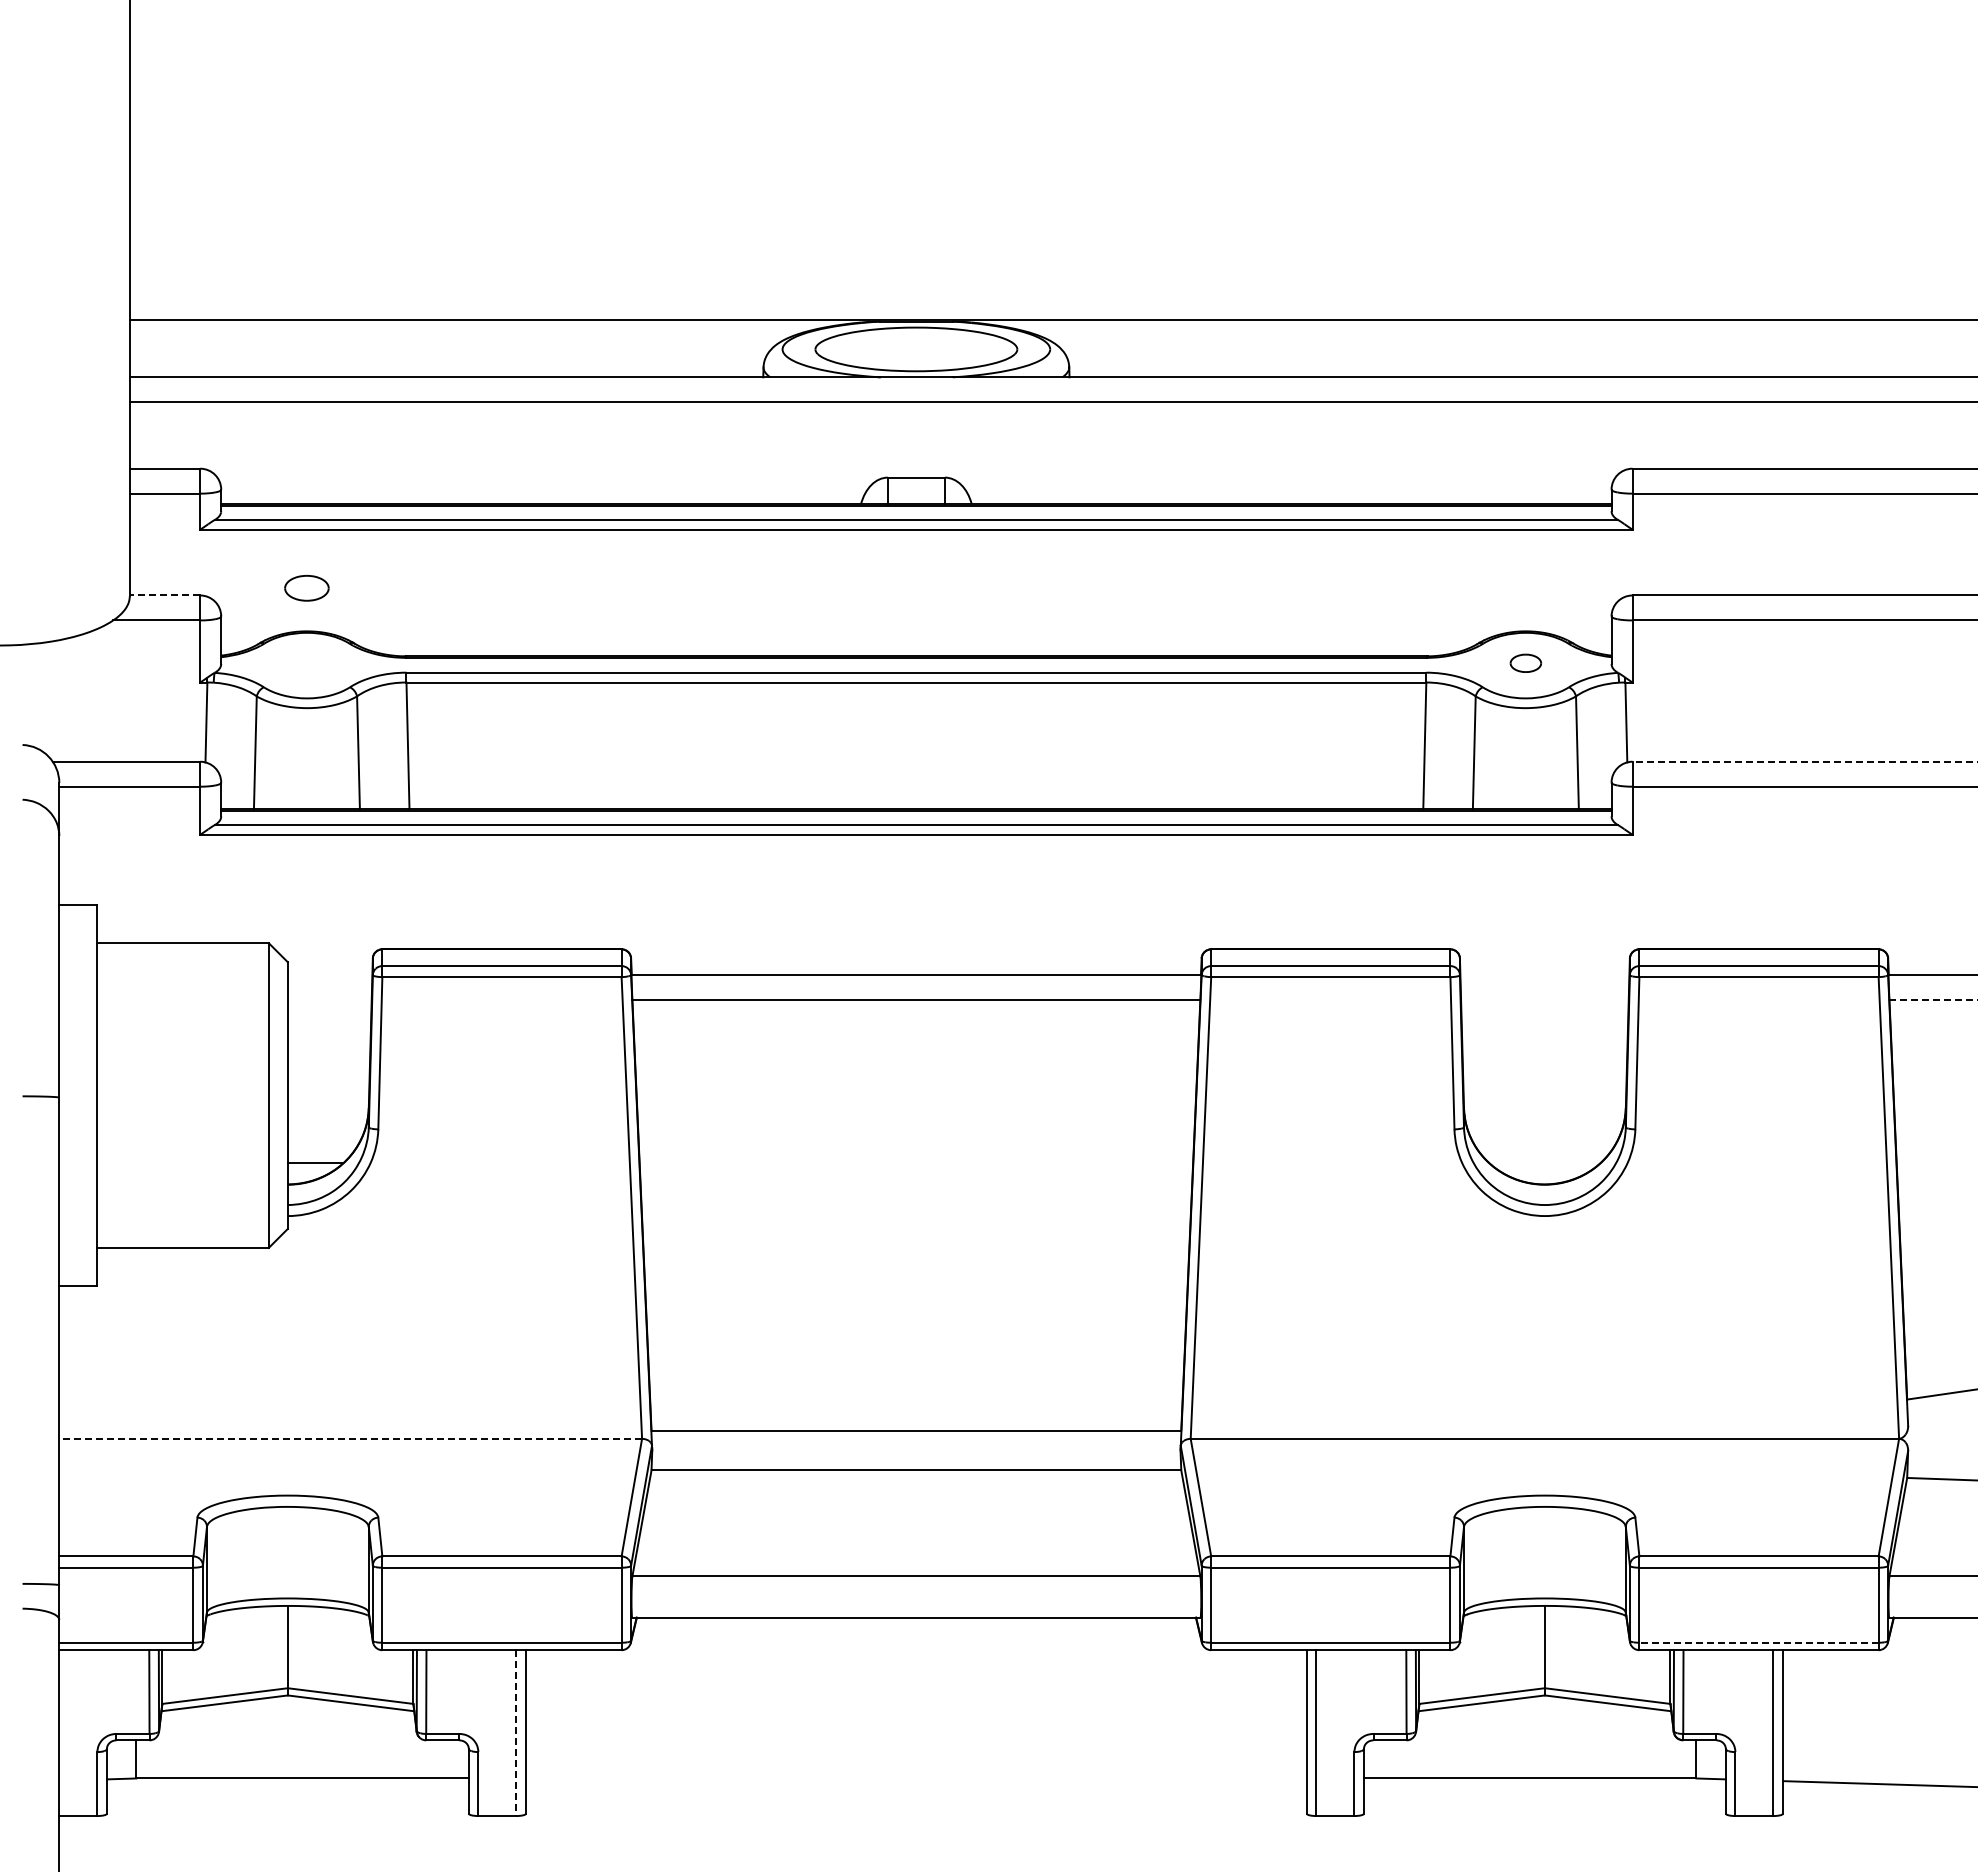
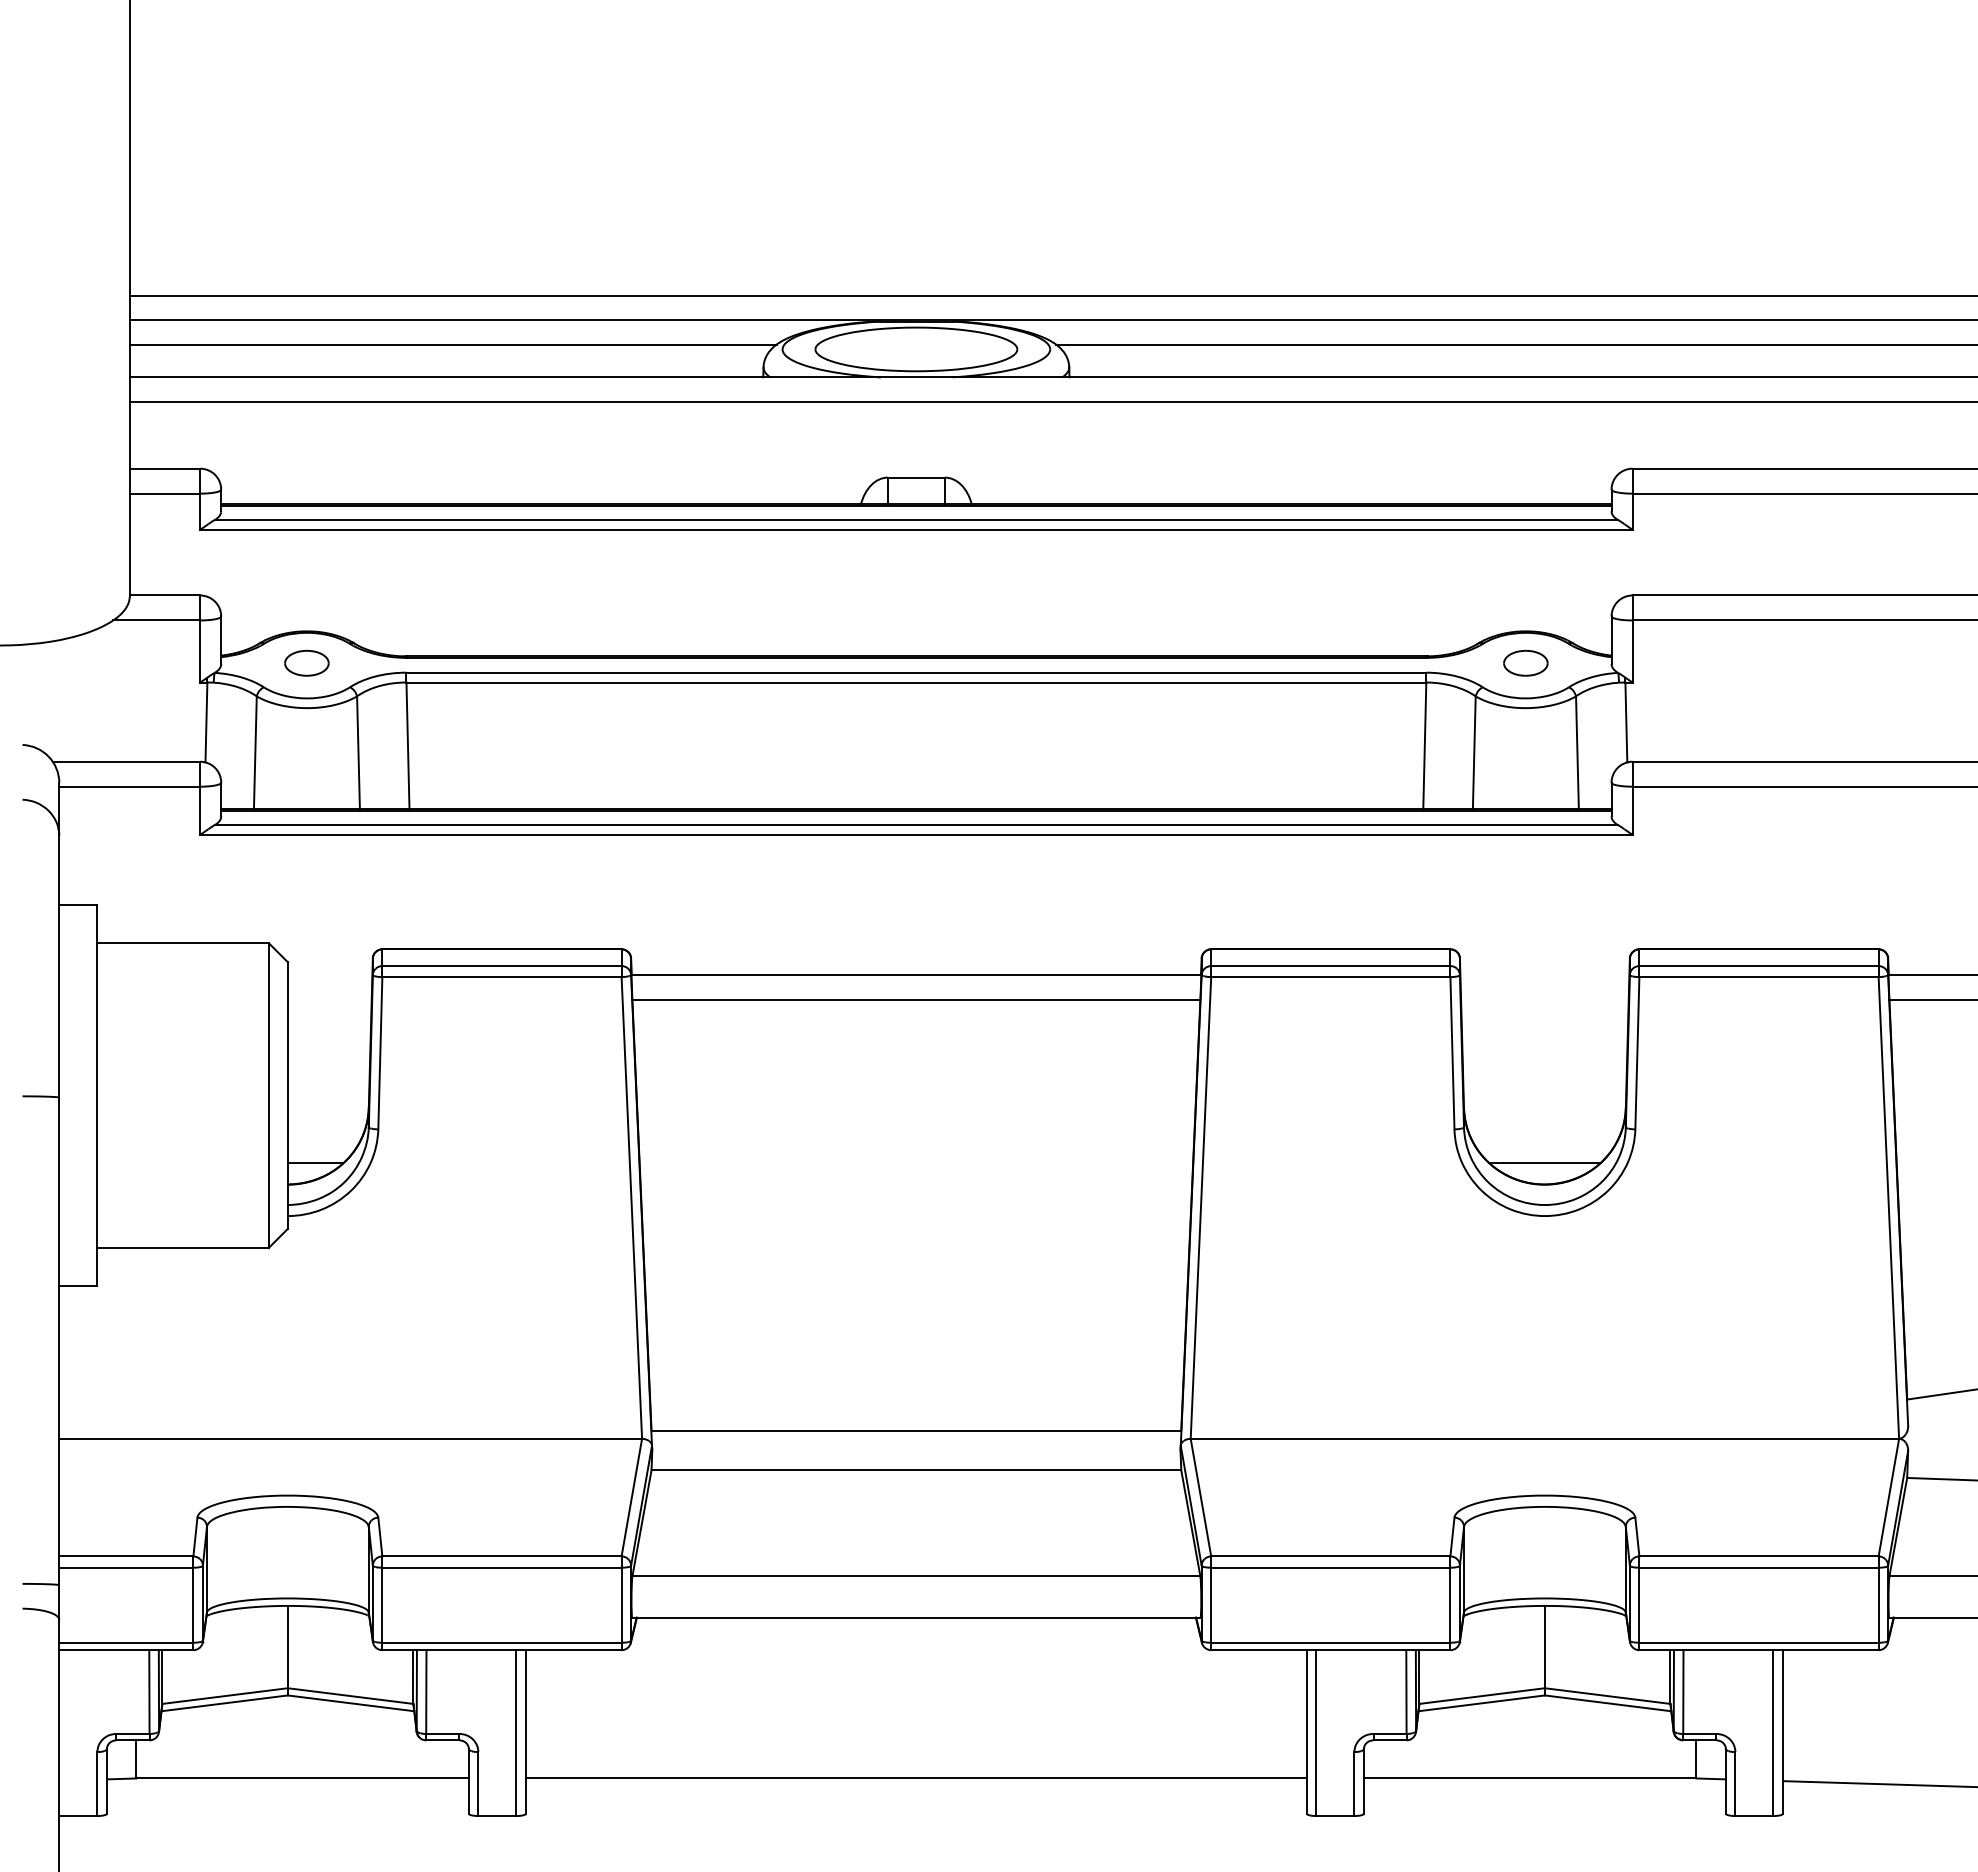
line: none -> present (1051, 295)
line: none -> present (452, 344)
line: none -> present (1515, 344)
part position: (306, 588) -> (306, 663) (306, 663)
line: dashed -> solid (164, 595)
part size: 34x20 px -> 46x27 px (1525, 663)
line: dashed -> solid (1804, 761)
line: dashed -> solid (1933, 1000)
line: none -> present (1544, 1163)
line: dashed -> solid (350, 1438)
line: dashed -> solid (1759, 1642)
line: dashed -> solid (516, 1733)
line: none -> present (915, 1778)
